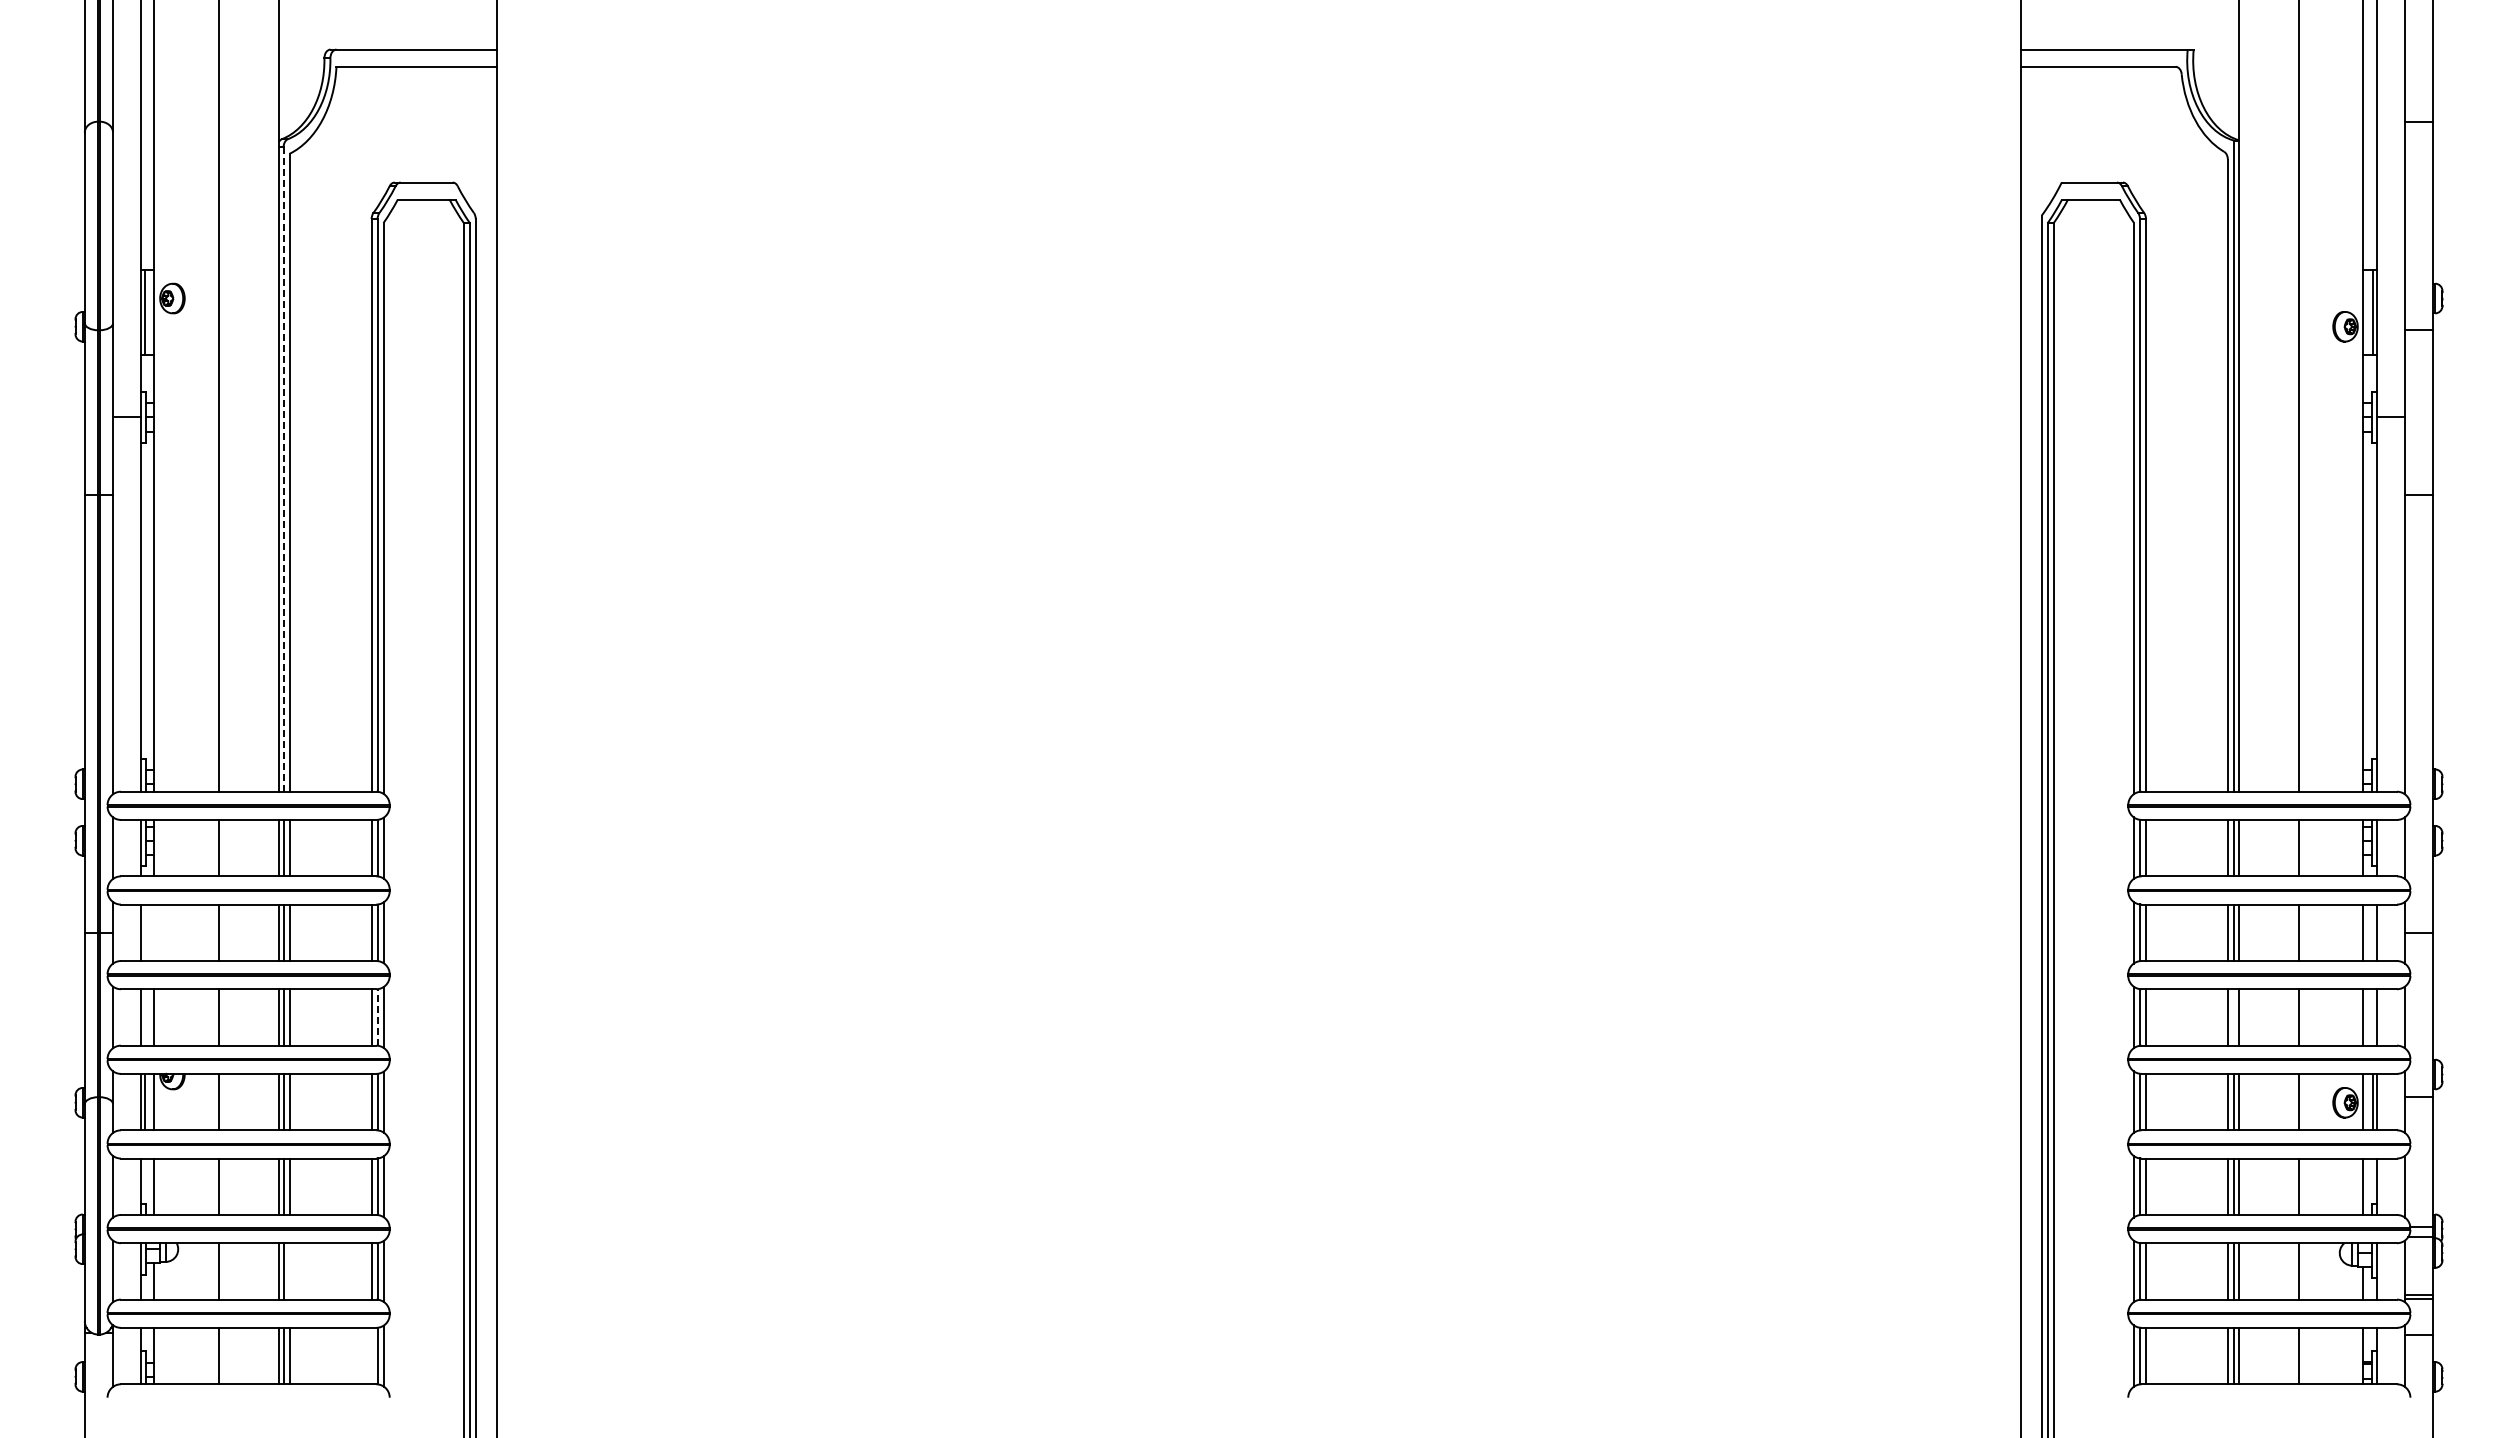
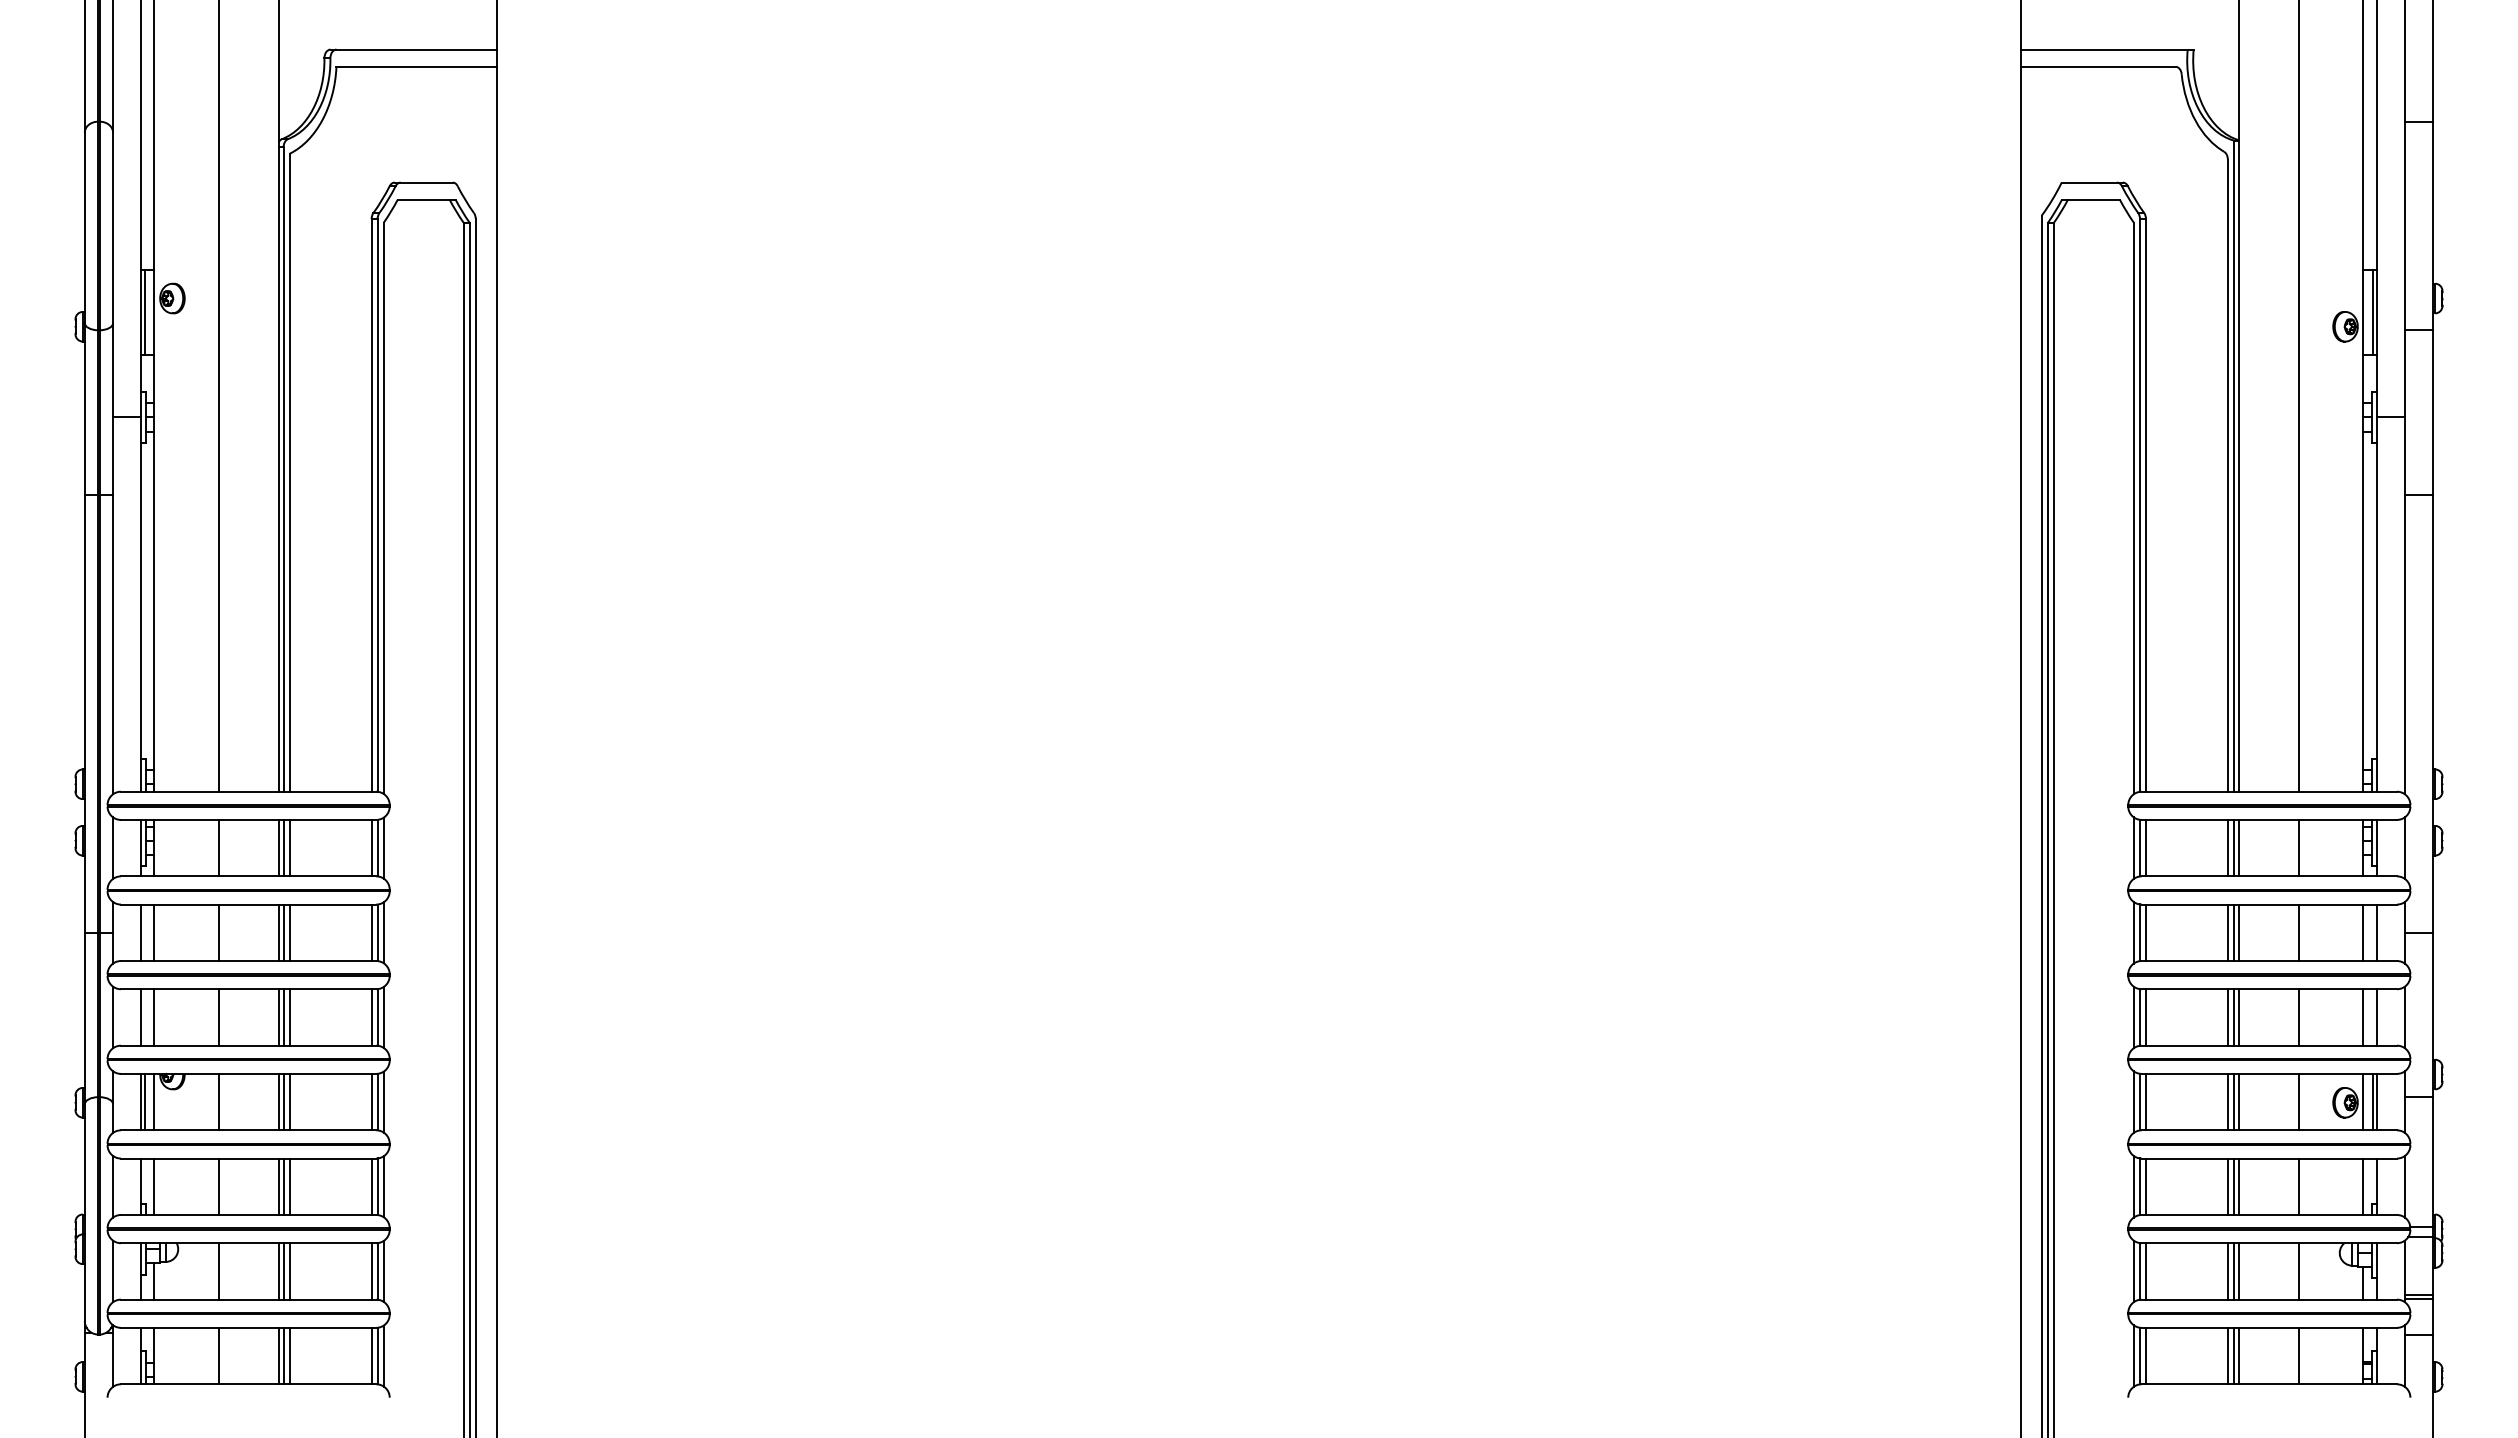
line: dashed -> solid (283, 469)
line: none -> present (154, 932)
line: dashed -> solid (377, 1016)
line: none -> present (2234, 1017)
line: none -> present (289, 1271)
line: none -> present (371, 1355)
